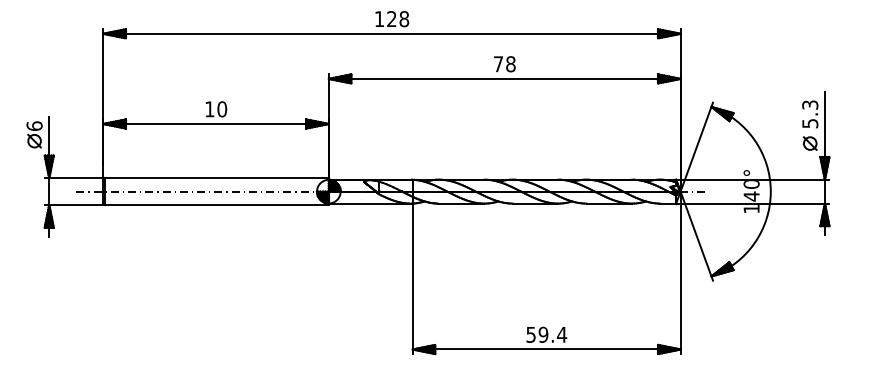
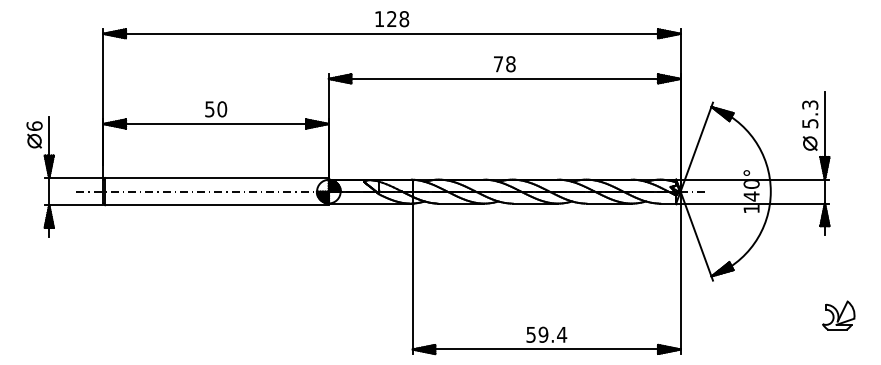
text: 10 -> 50 (209, 109)
part: none -> present (838, 315)
